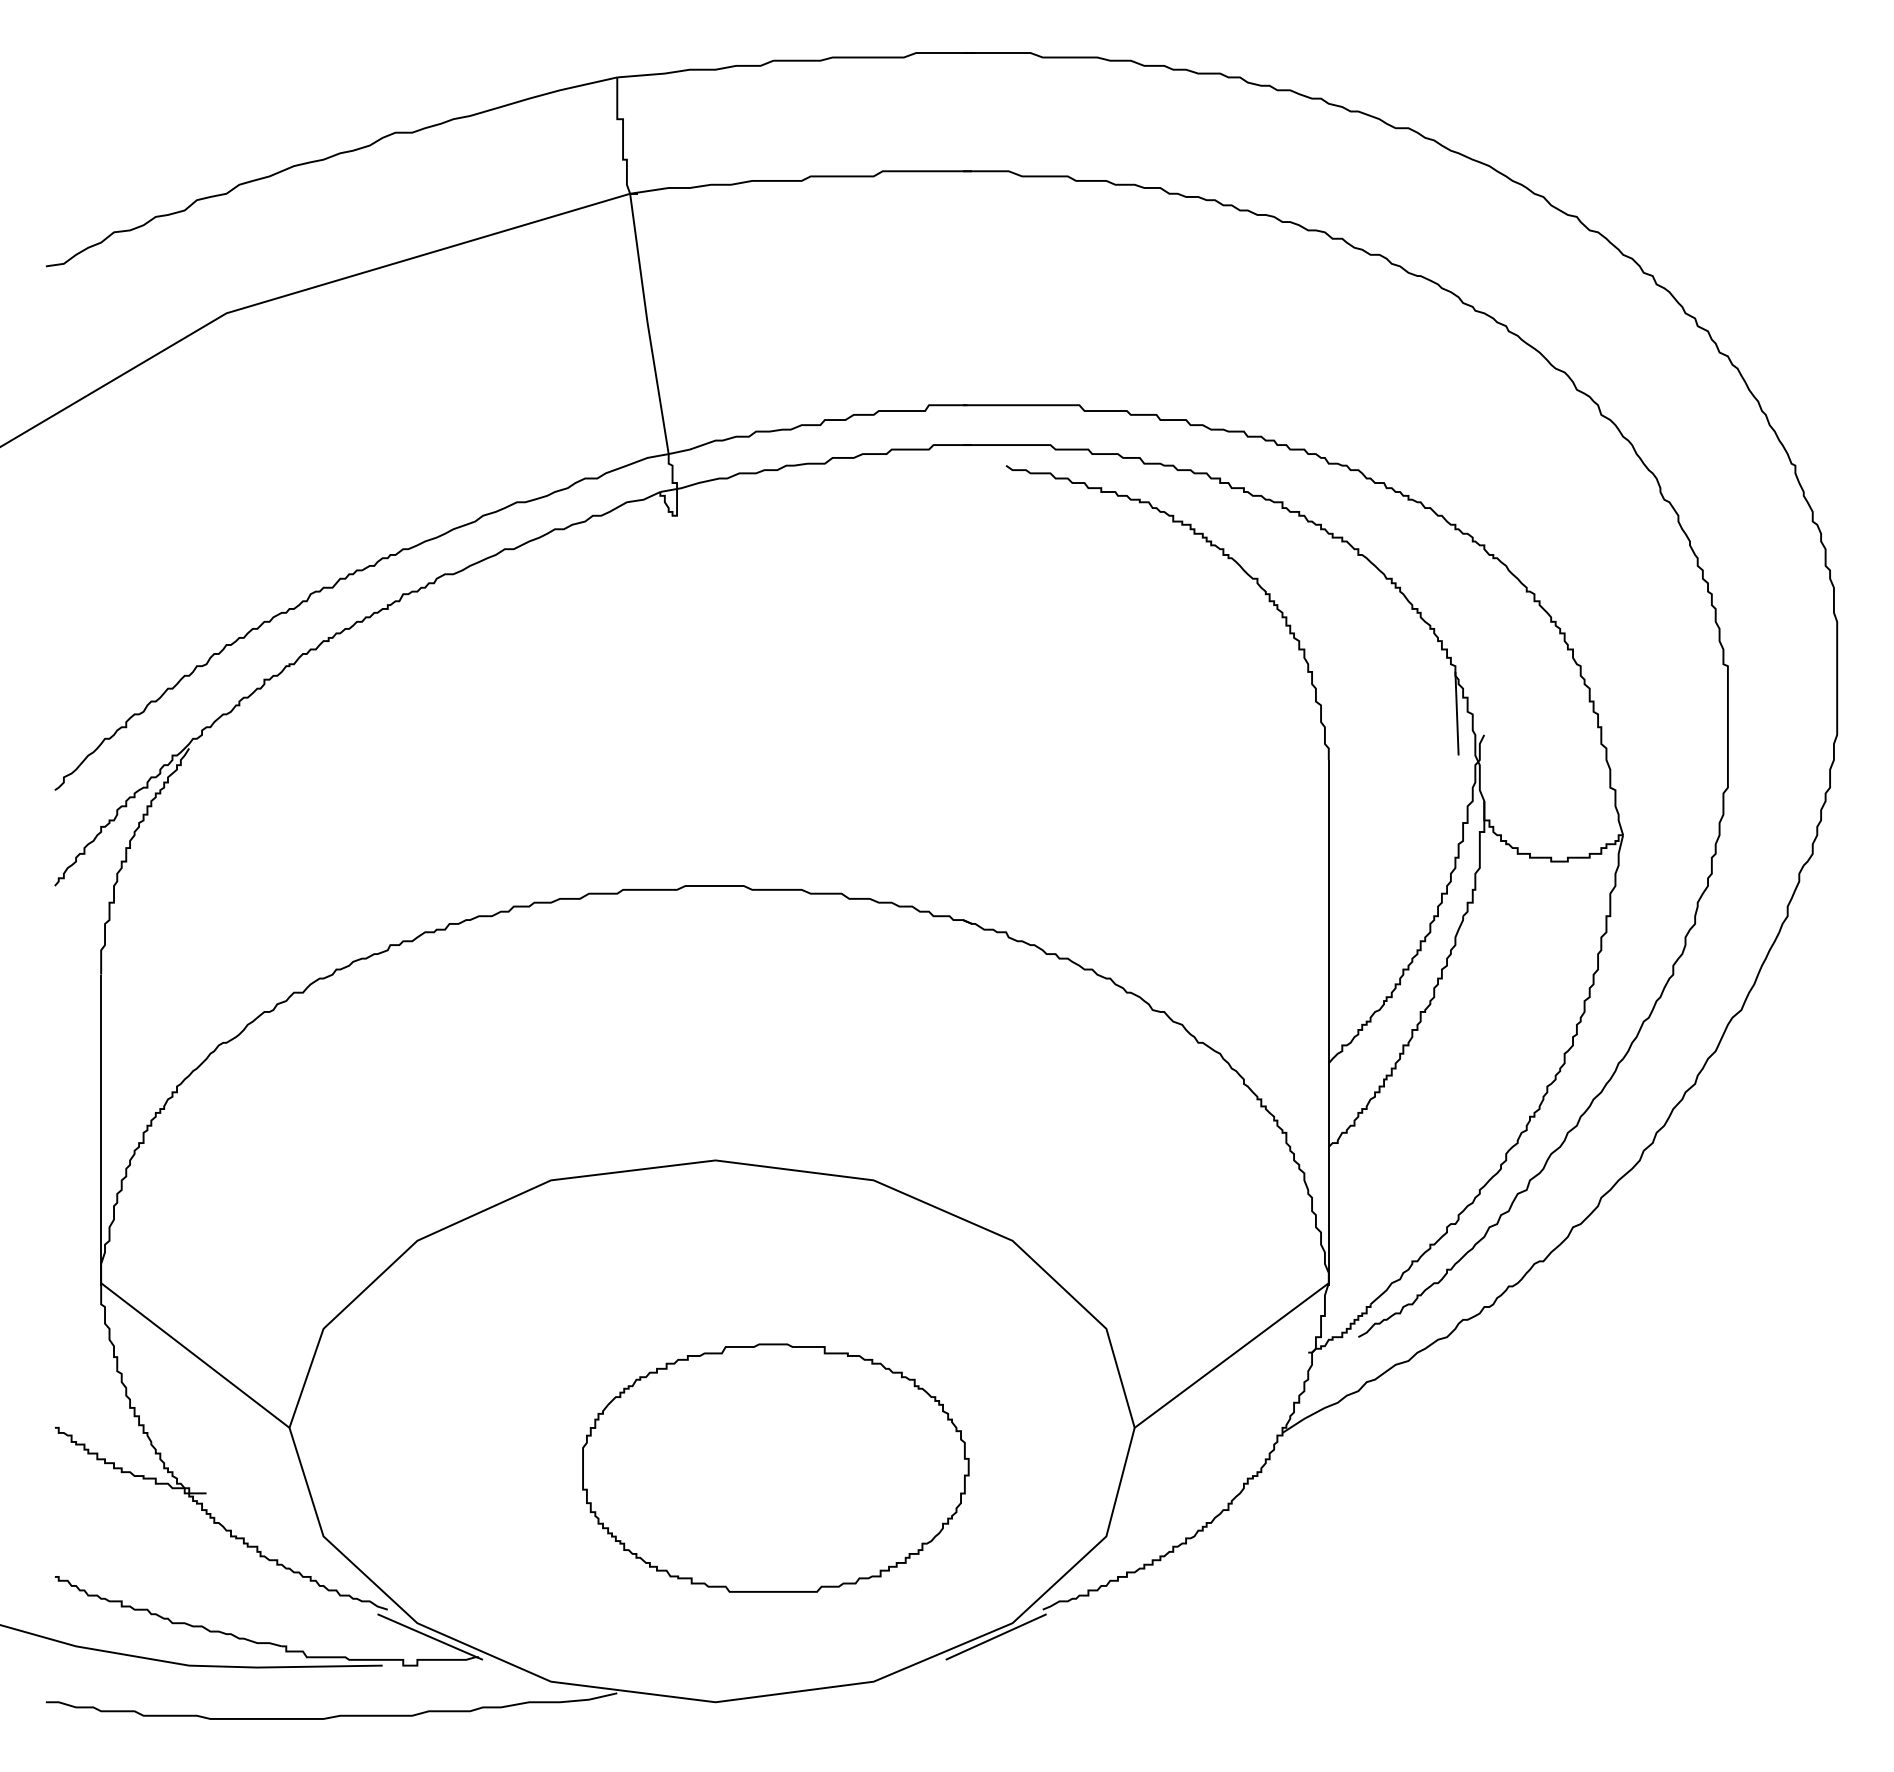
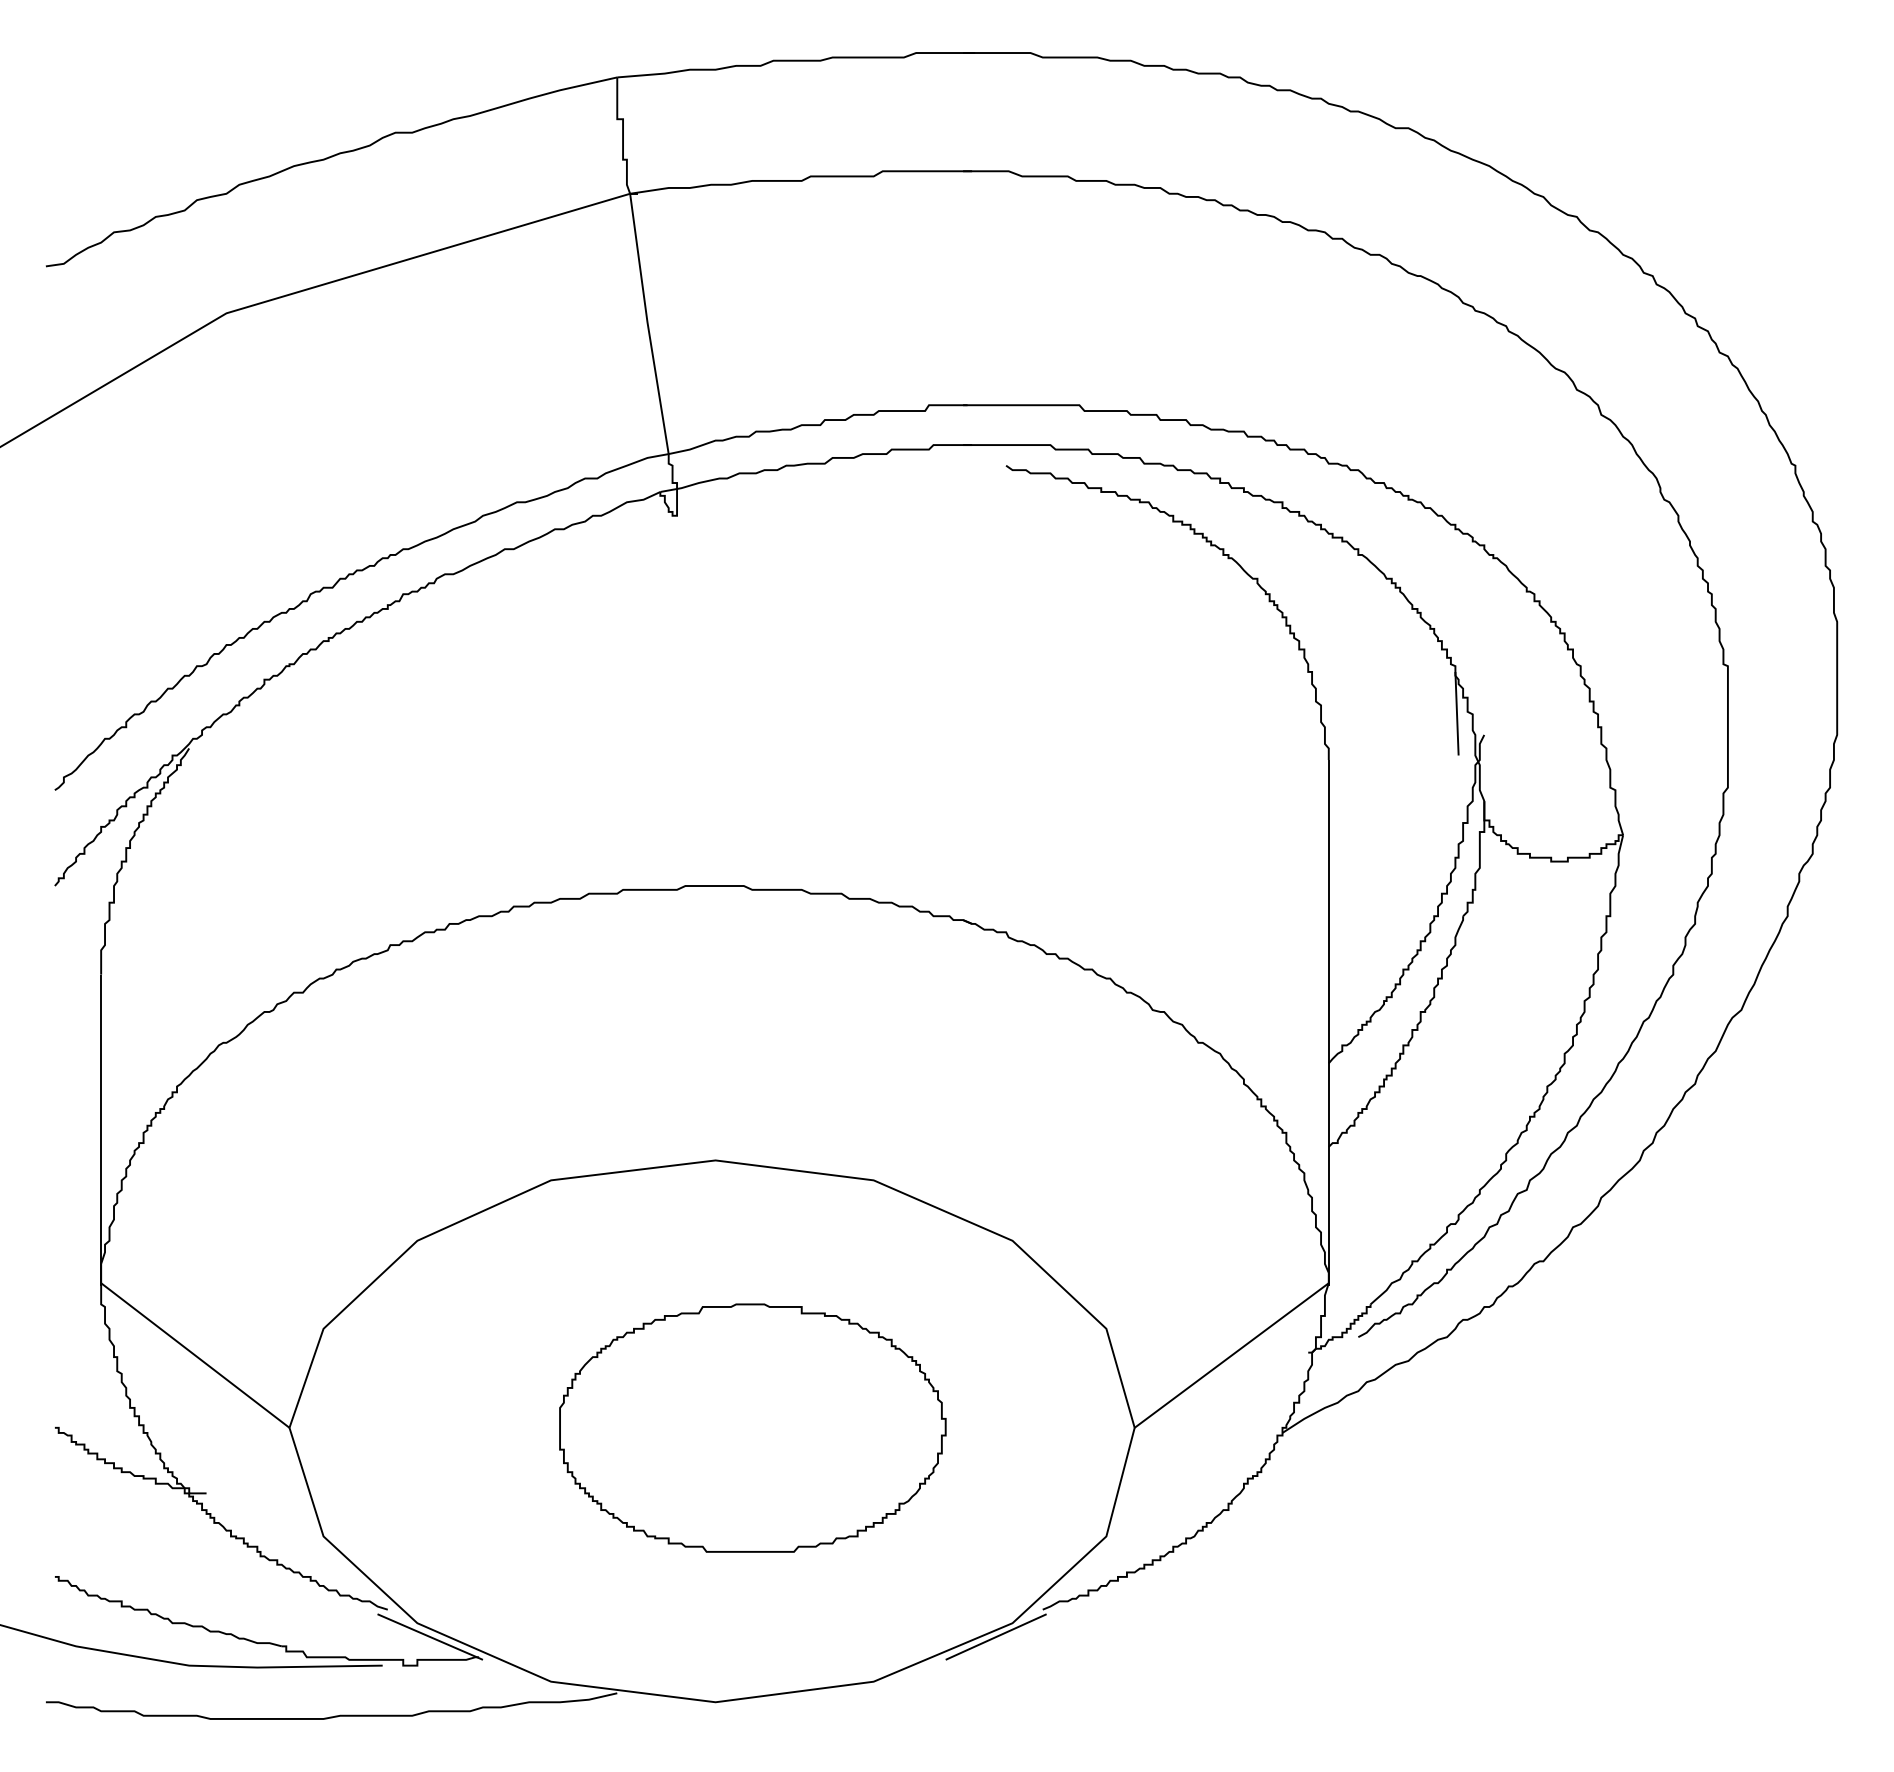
part position: (775, 1467) -> (752, 1427) (752, 1427)
